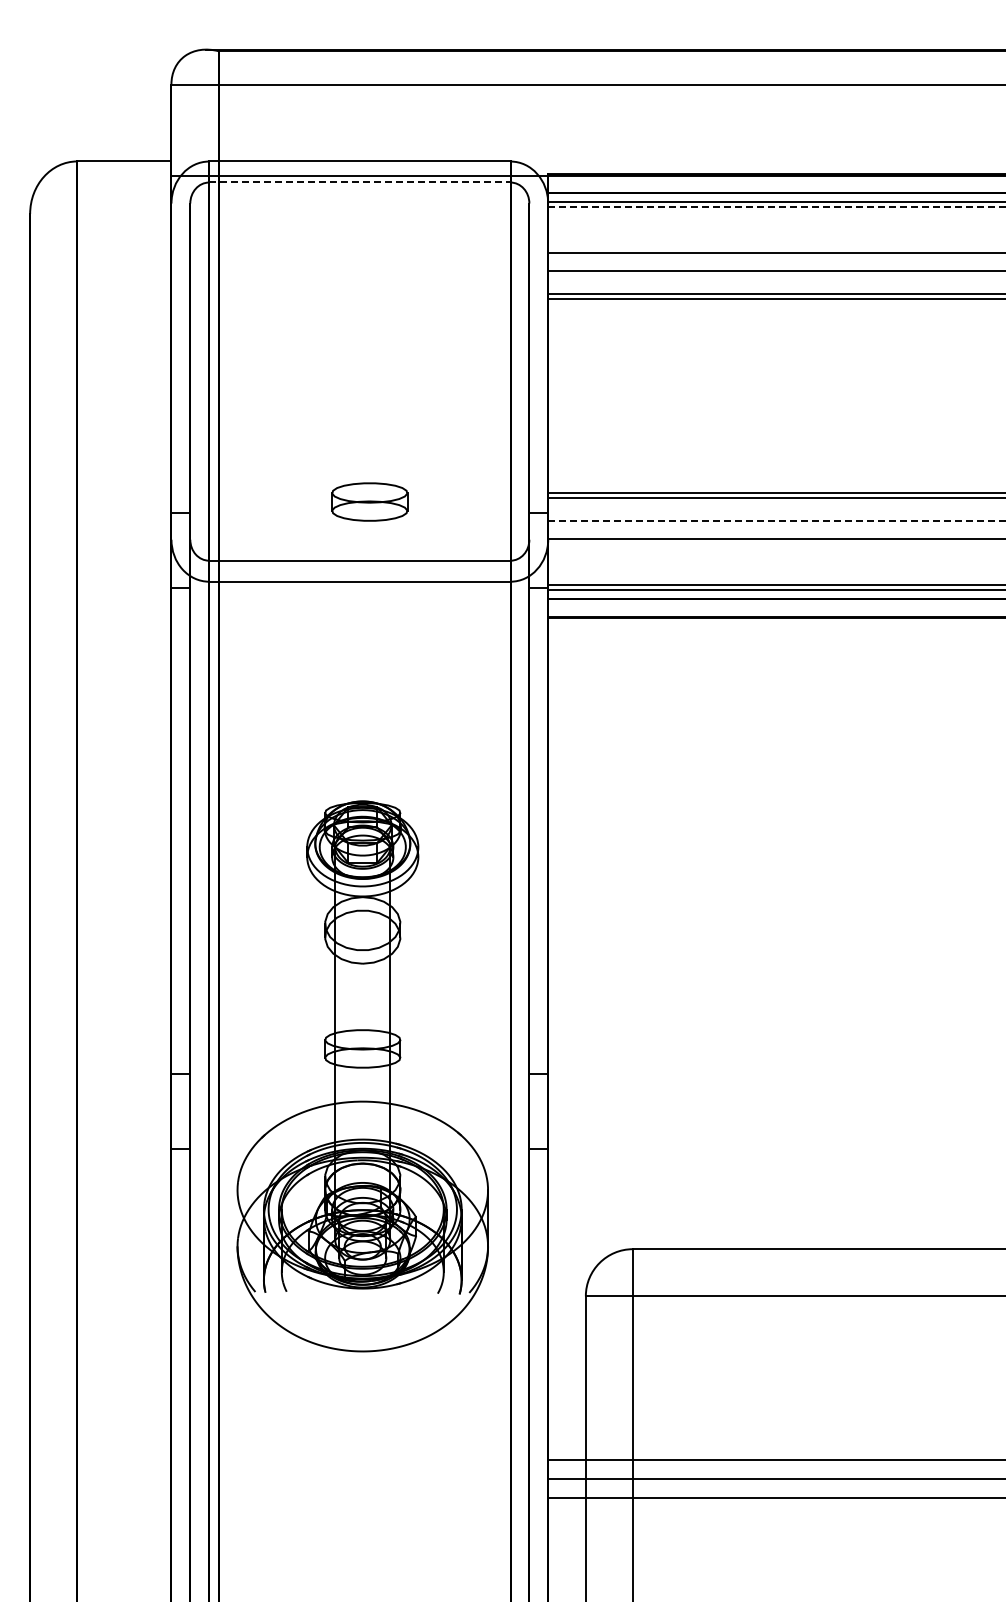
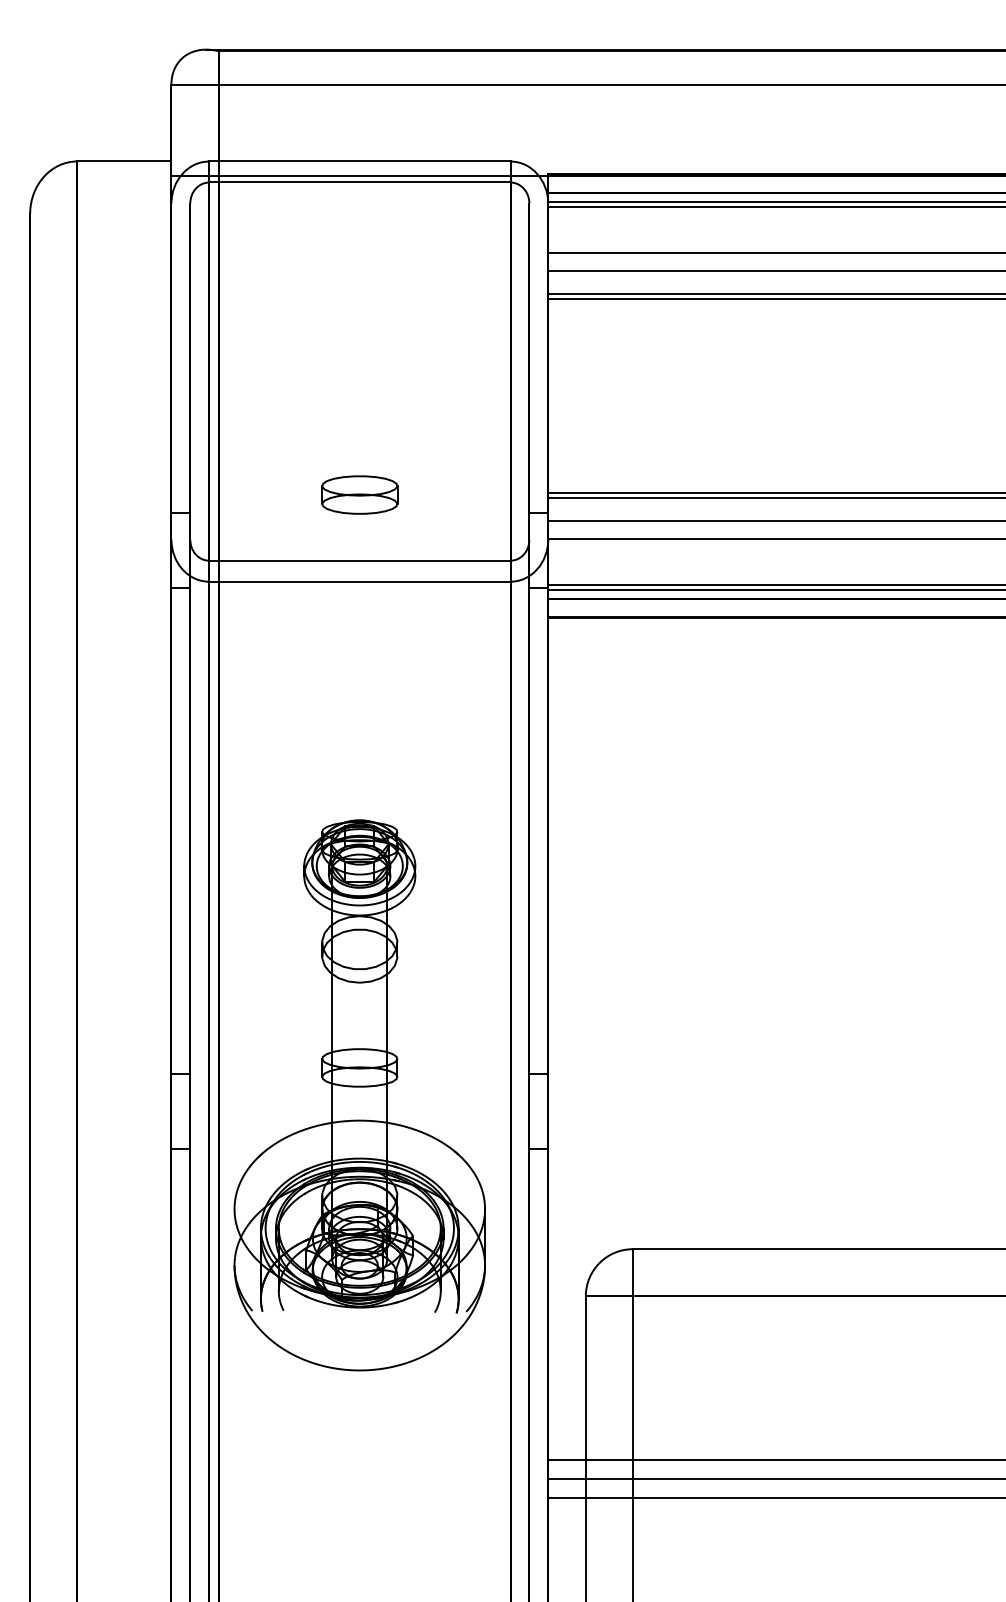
line: dashed -> solid (359, 182)
line: dashed -> solid (777, 206)
part position: (369, 501) -> (359, 494) (359, 494)
line: dashed -> solid (777, 520)
part position: (362, 1076) -> (359, 1095) (359, 1095)
